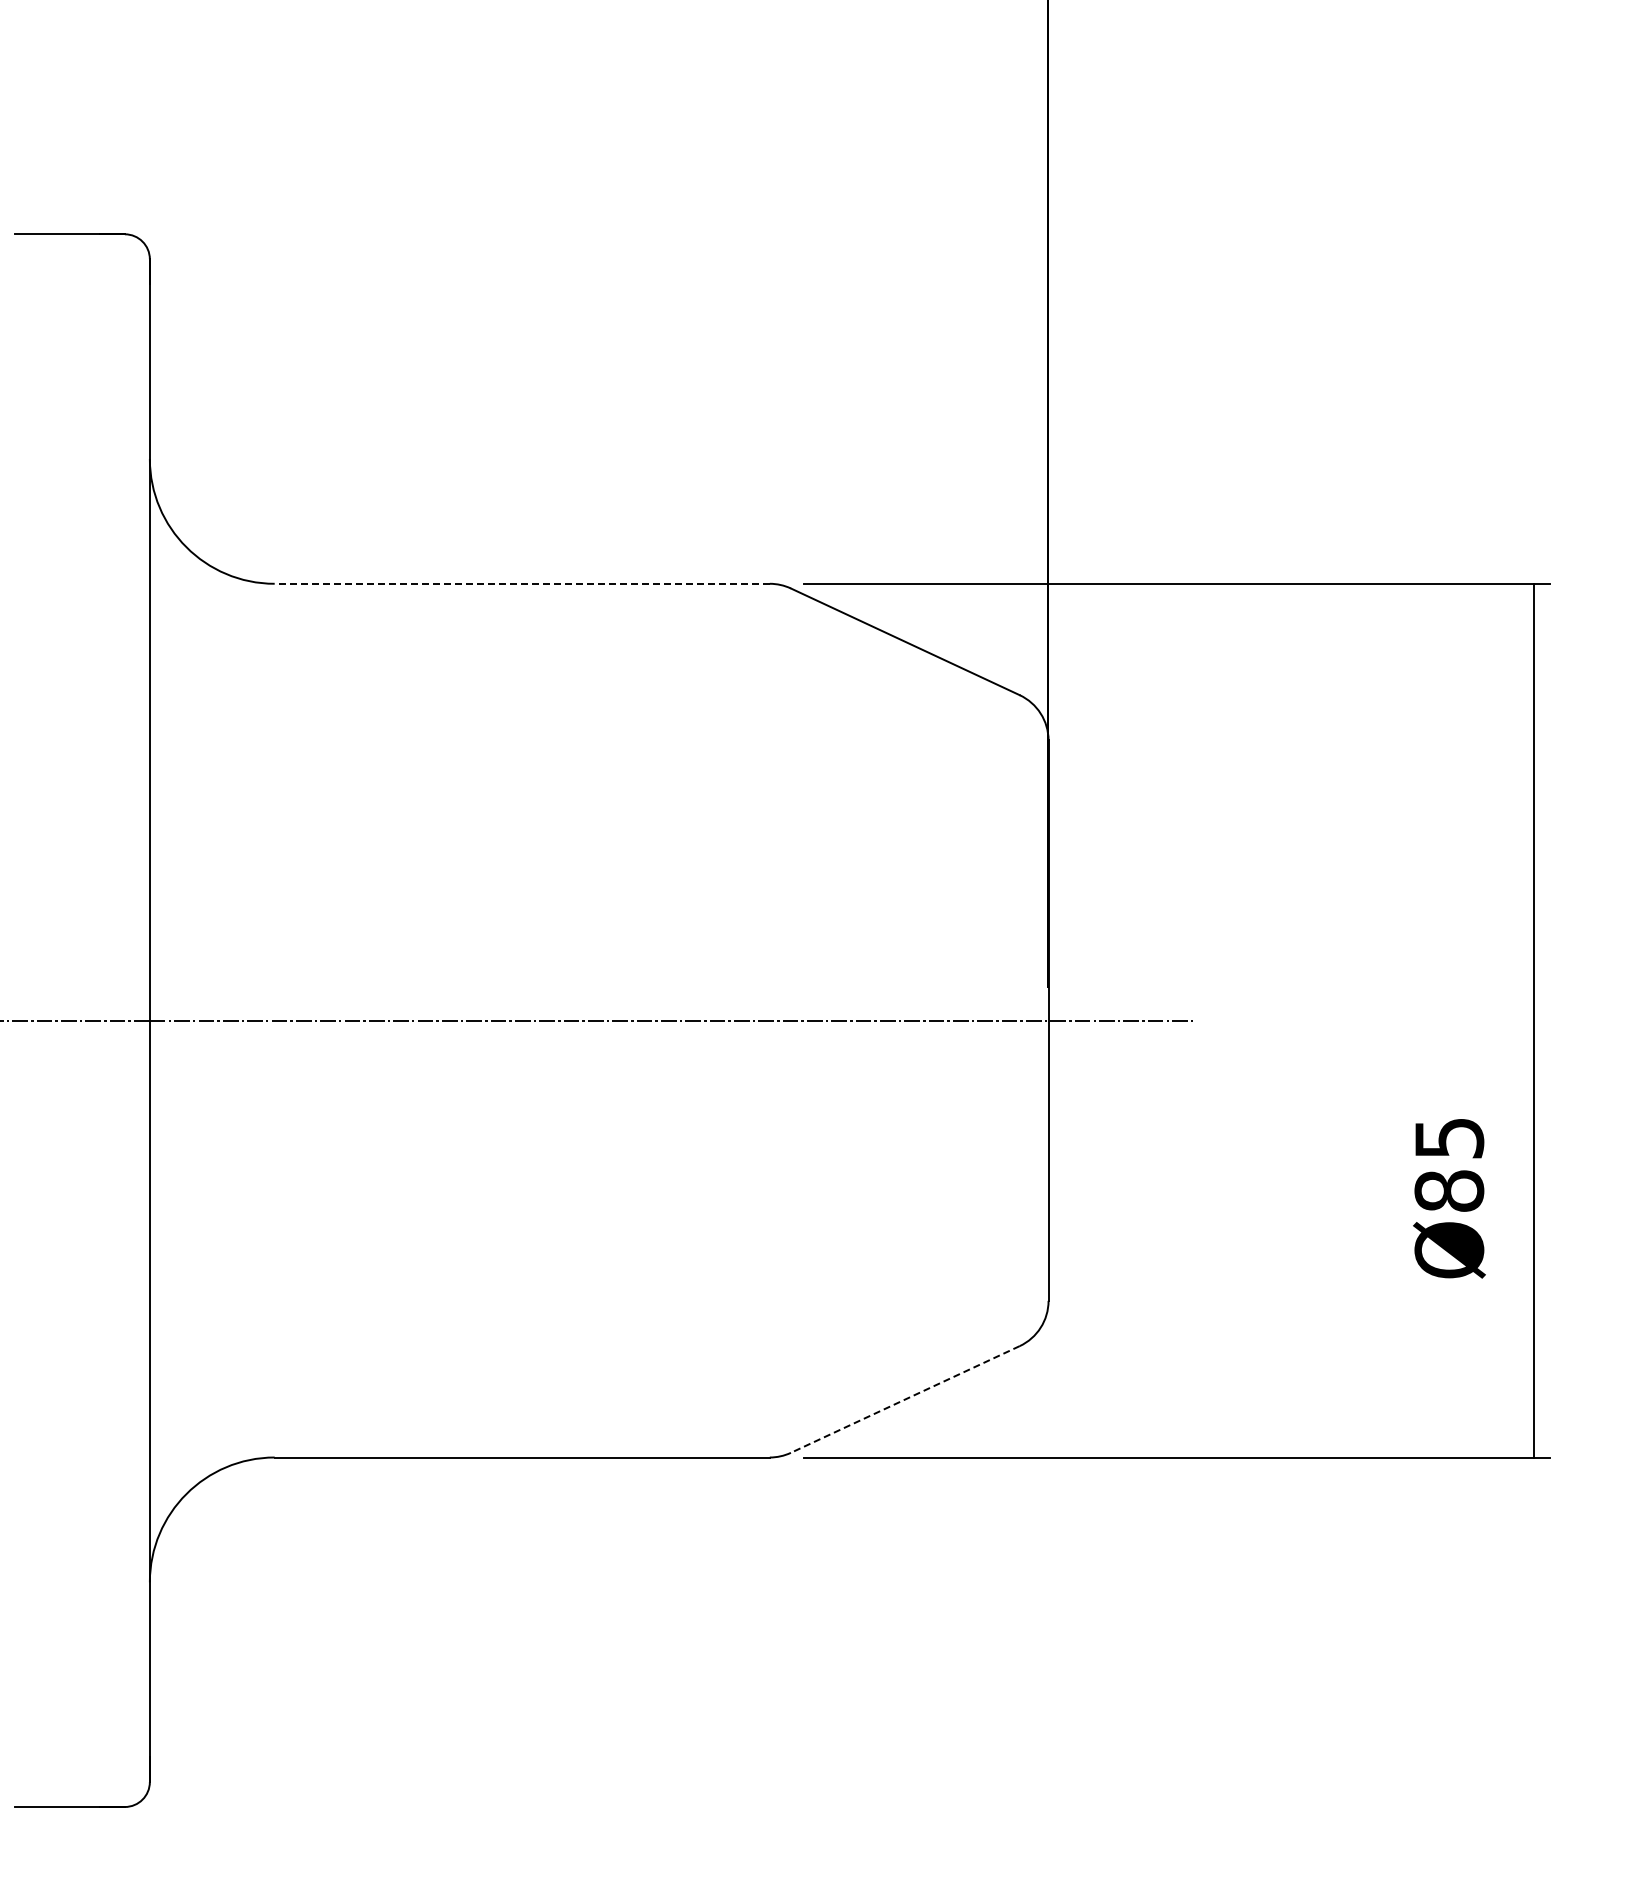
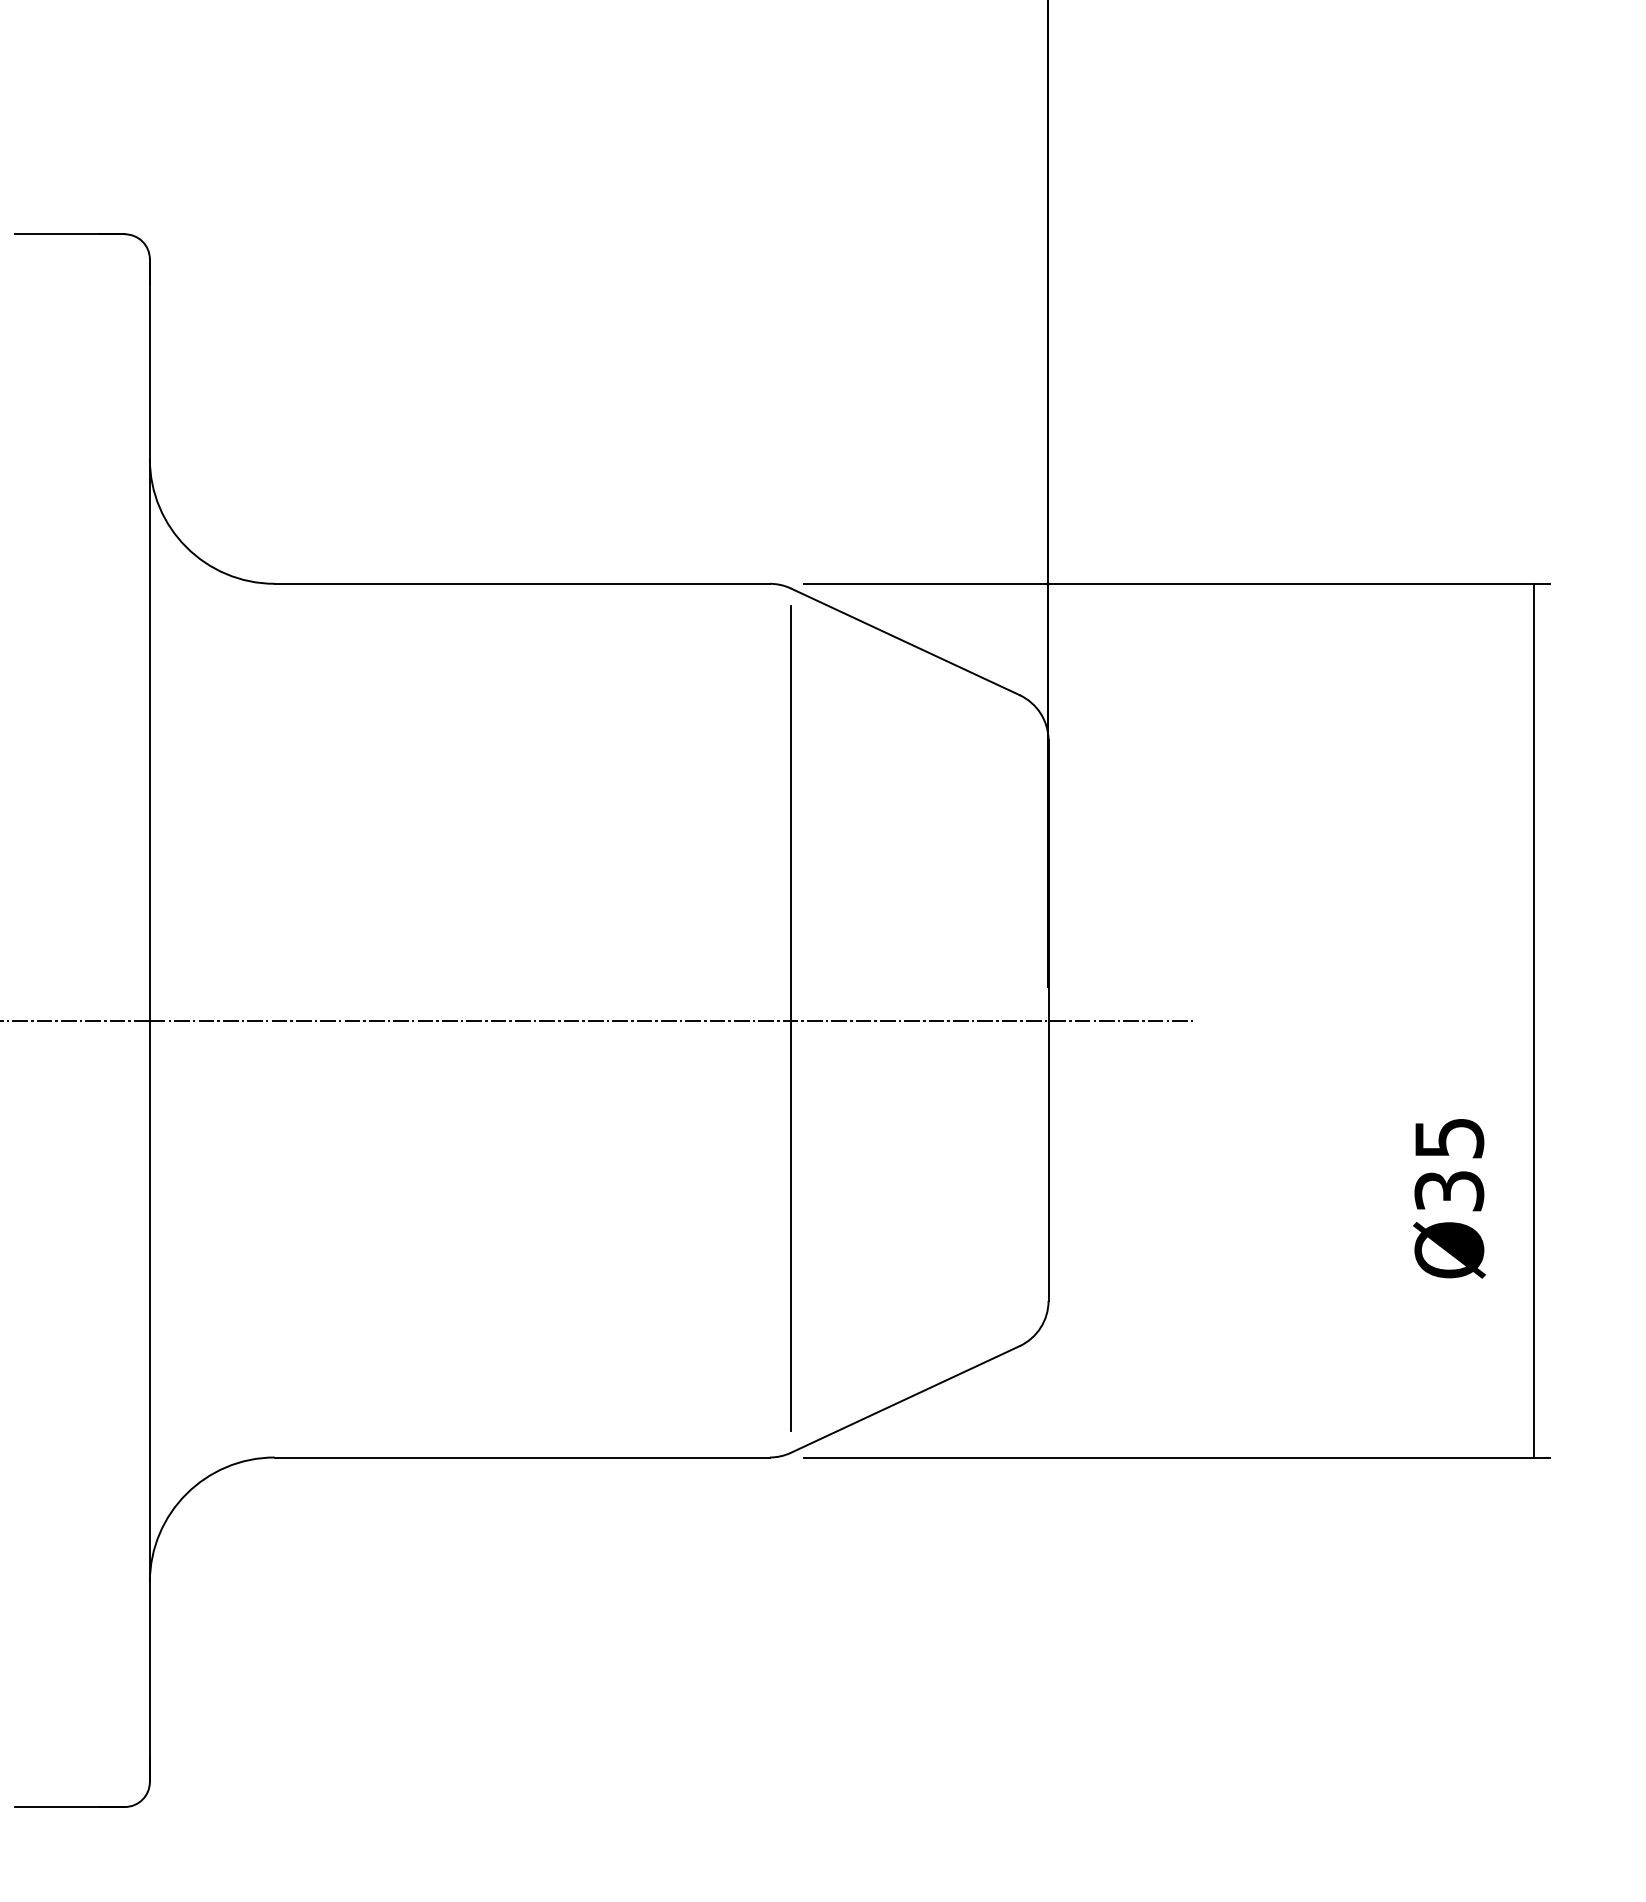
line: dashed -> solid (522, 583)
line: none -> present (790, 1017)
text: Ø85 -> Ø35 (1449, 1190)
line: dashed -> solid (904, 1399)
